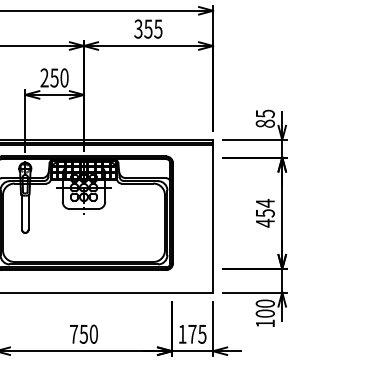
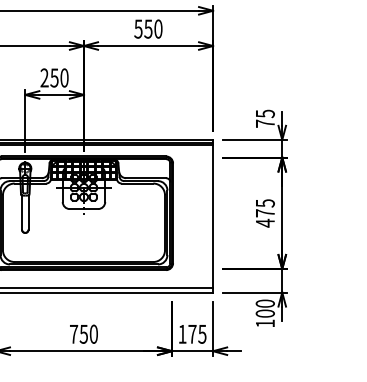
text: 355 -> 550 (148, 28)
text: 85 -> 75 (264, 123)
text: 454 -> 475 (265, 208)
line: none -> present (107, 288)
